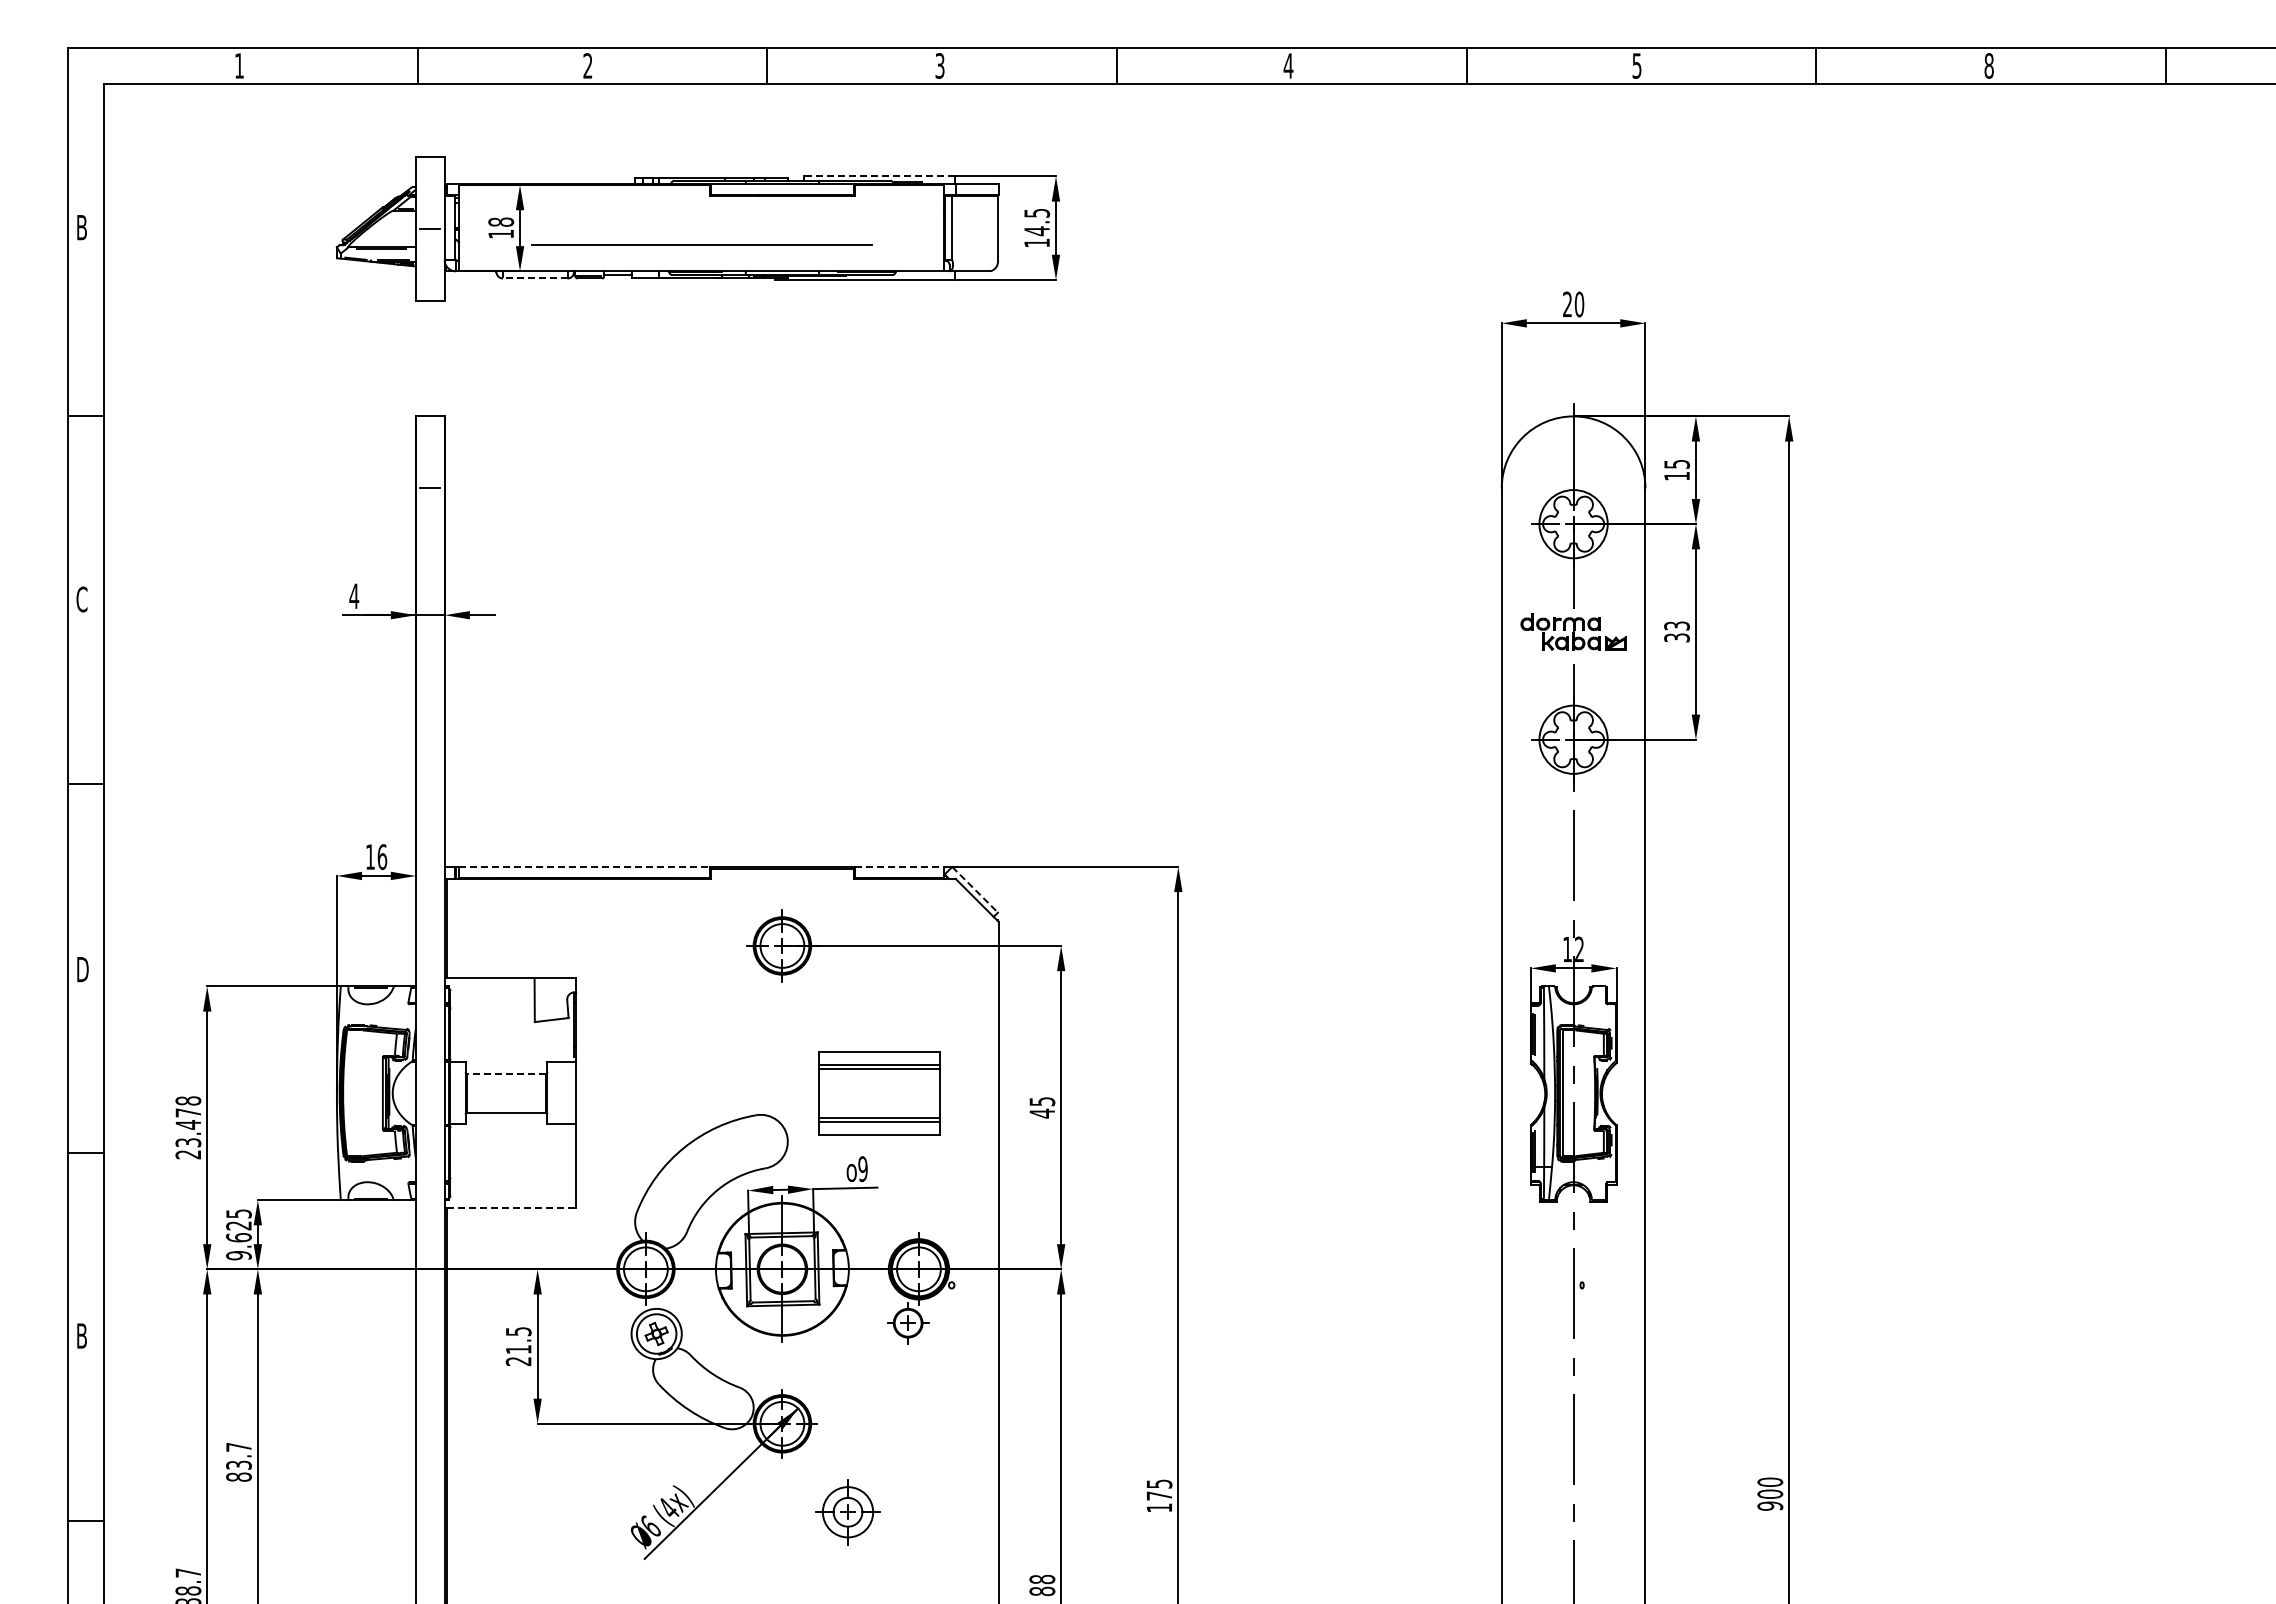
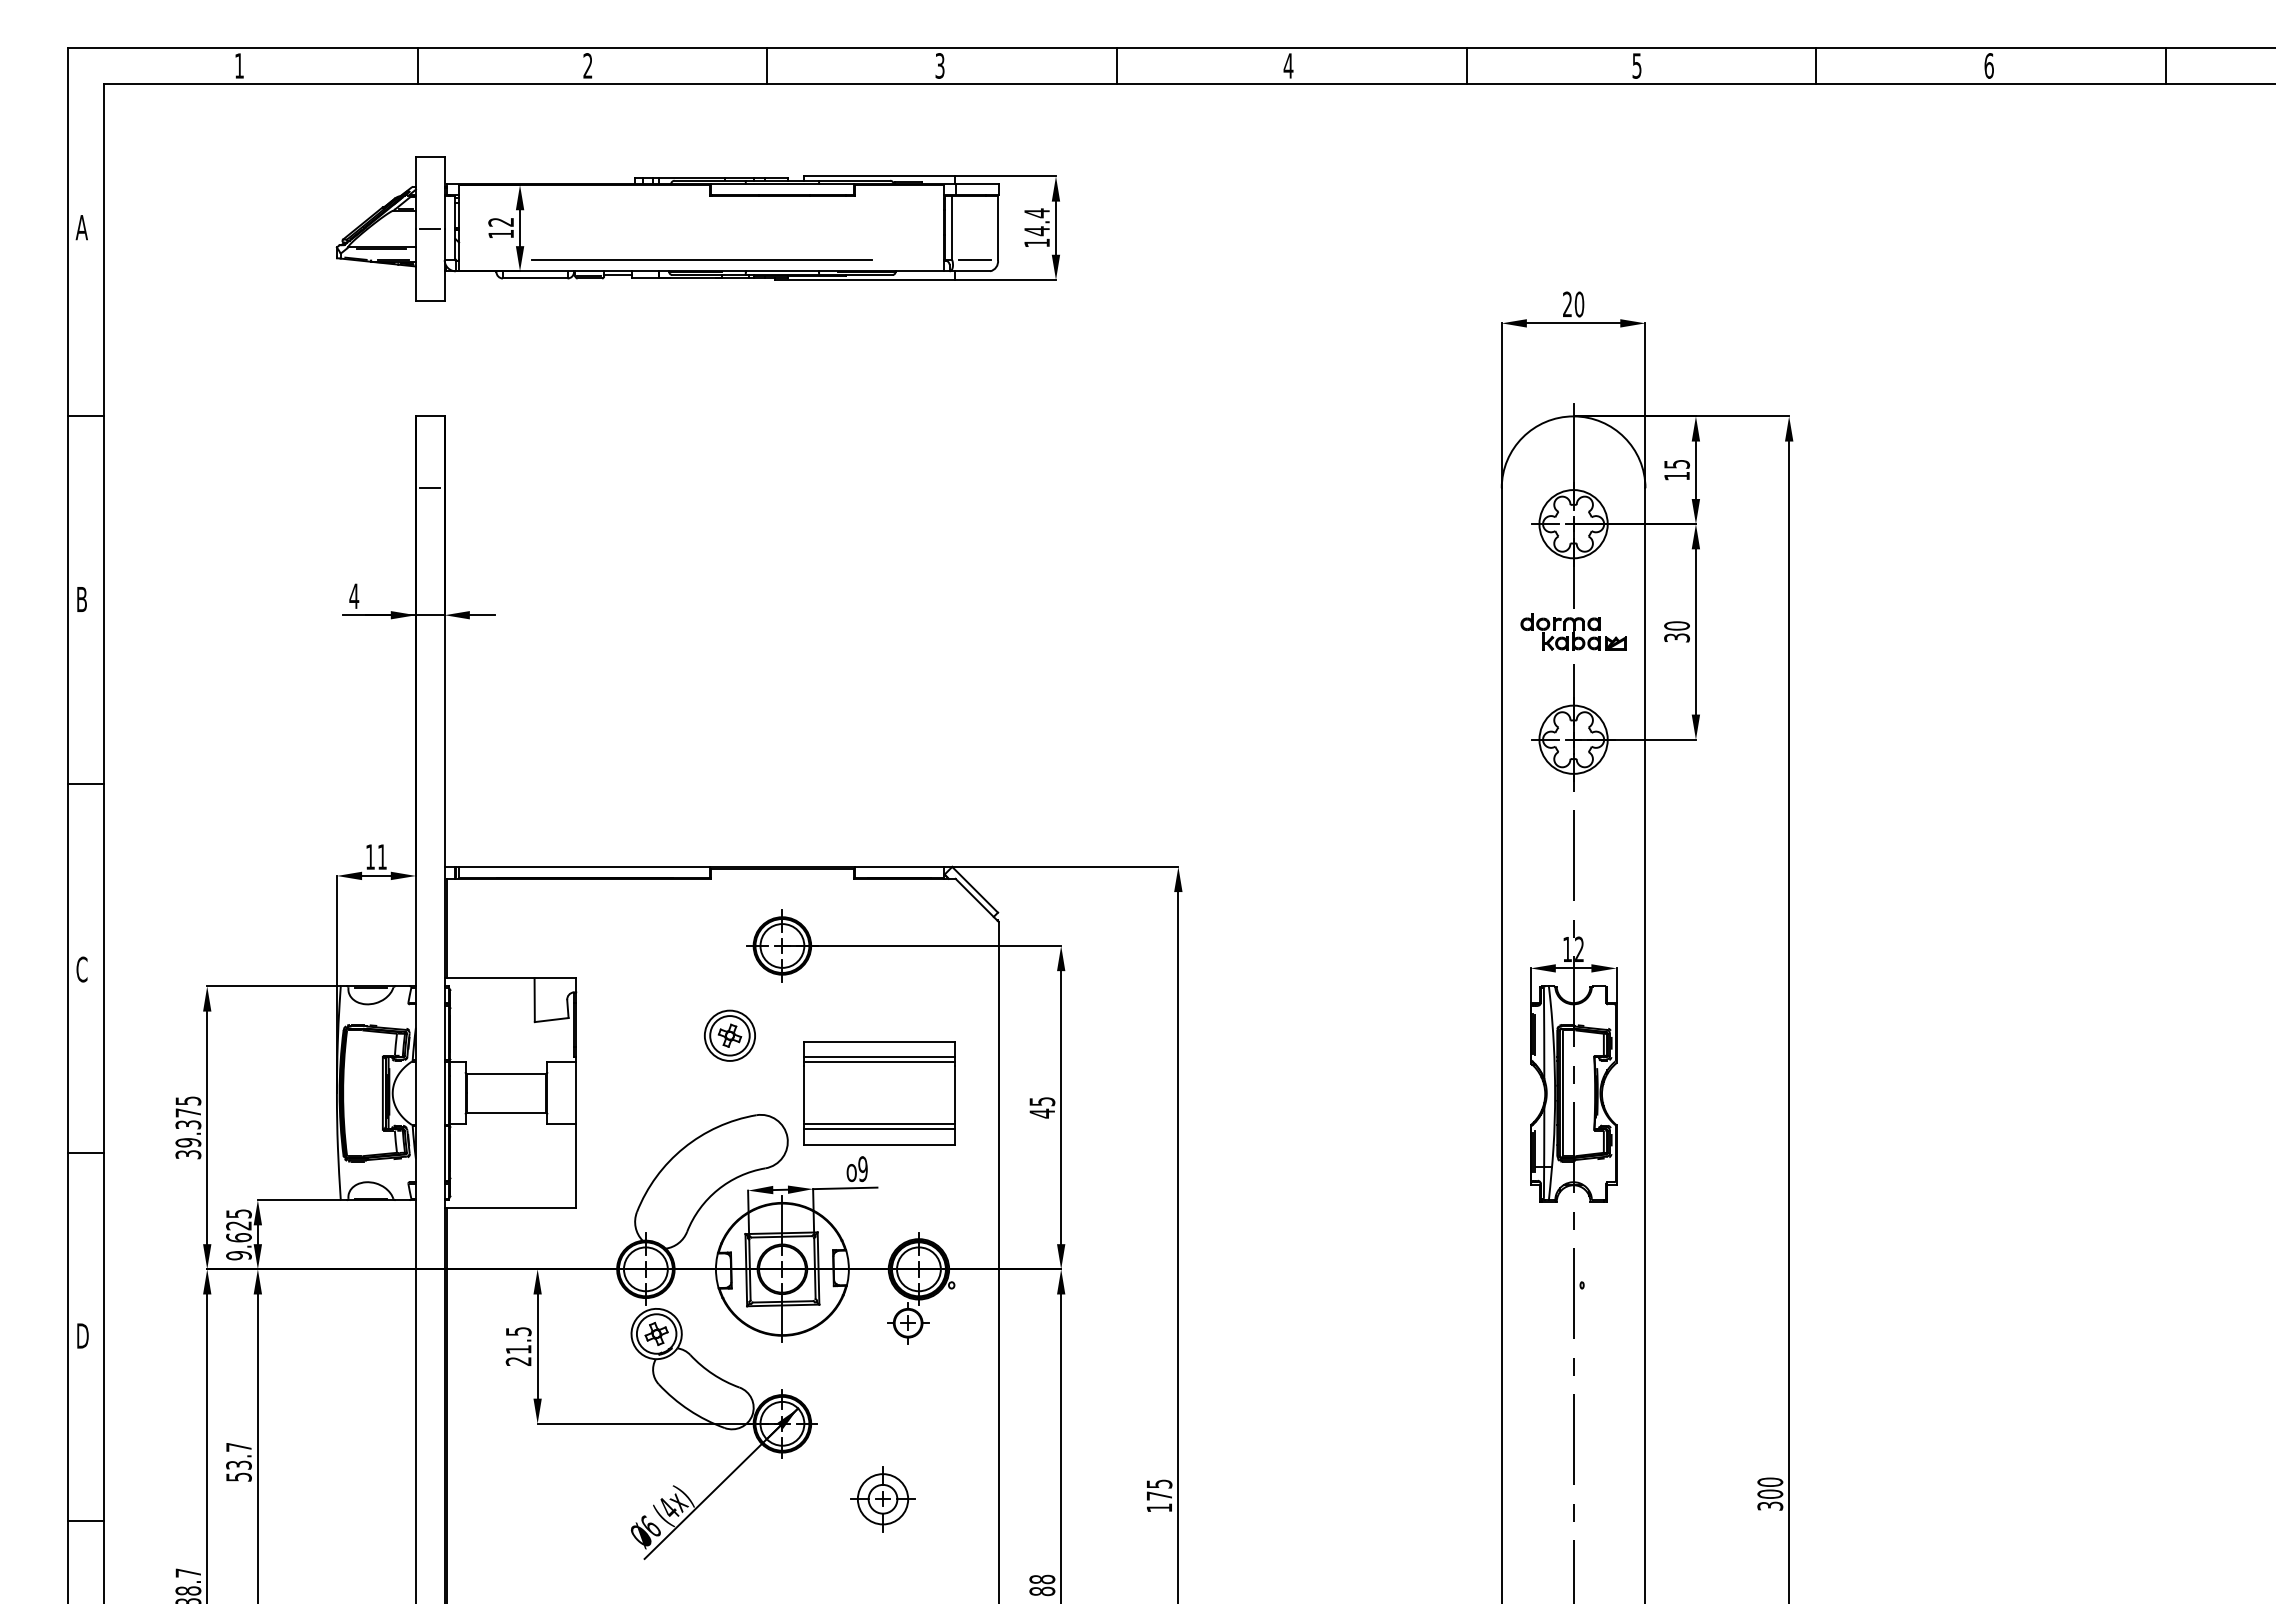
text: 8 -> 6 (1988, 65)
line: dashed -> solid (878, 176)
text: 14.5 -> 14.4 (1037, 213)
text: 18 -> 12 (501, 221)
text: B -> A (81, 227)
line position: (701, 244) -> (701, 259) (701, 259)
line: none -> present (975, 260)
line: dashed -> solid (534, 278)
text: C -> B (81, 599)
text: 33 -> 30 (1676, 625)
text: 16 -> 11 (382, 857)
line: dashed -> solid (584, 866)
line: dashed -> solid (899, 866)
line: dashed -> solid (975, 890)
text: D -> C (82, 969)
part: none -> present (729, 1035)
line: dashed -> solid (506, 1073)
part size: 123x85 px -> 153x105 px (879, 1093)
text: 23.478 -> 39.375 (188, 1127)
line: dashed -> solid (511, 1208)
text: B -> D (83, 1335)
text: 83.7 -> 53.7 (238, 1476)
text: 900 -> 300 (1769, 1505)
part position: (847, 1512) -> (882, 1499) (882, 1499)
